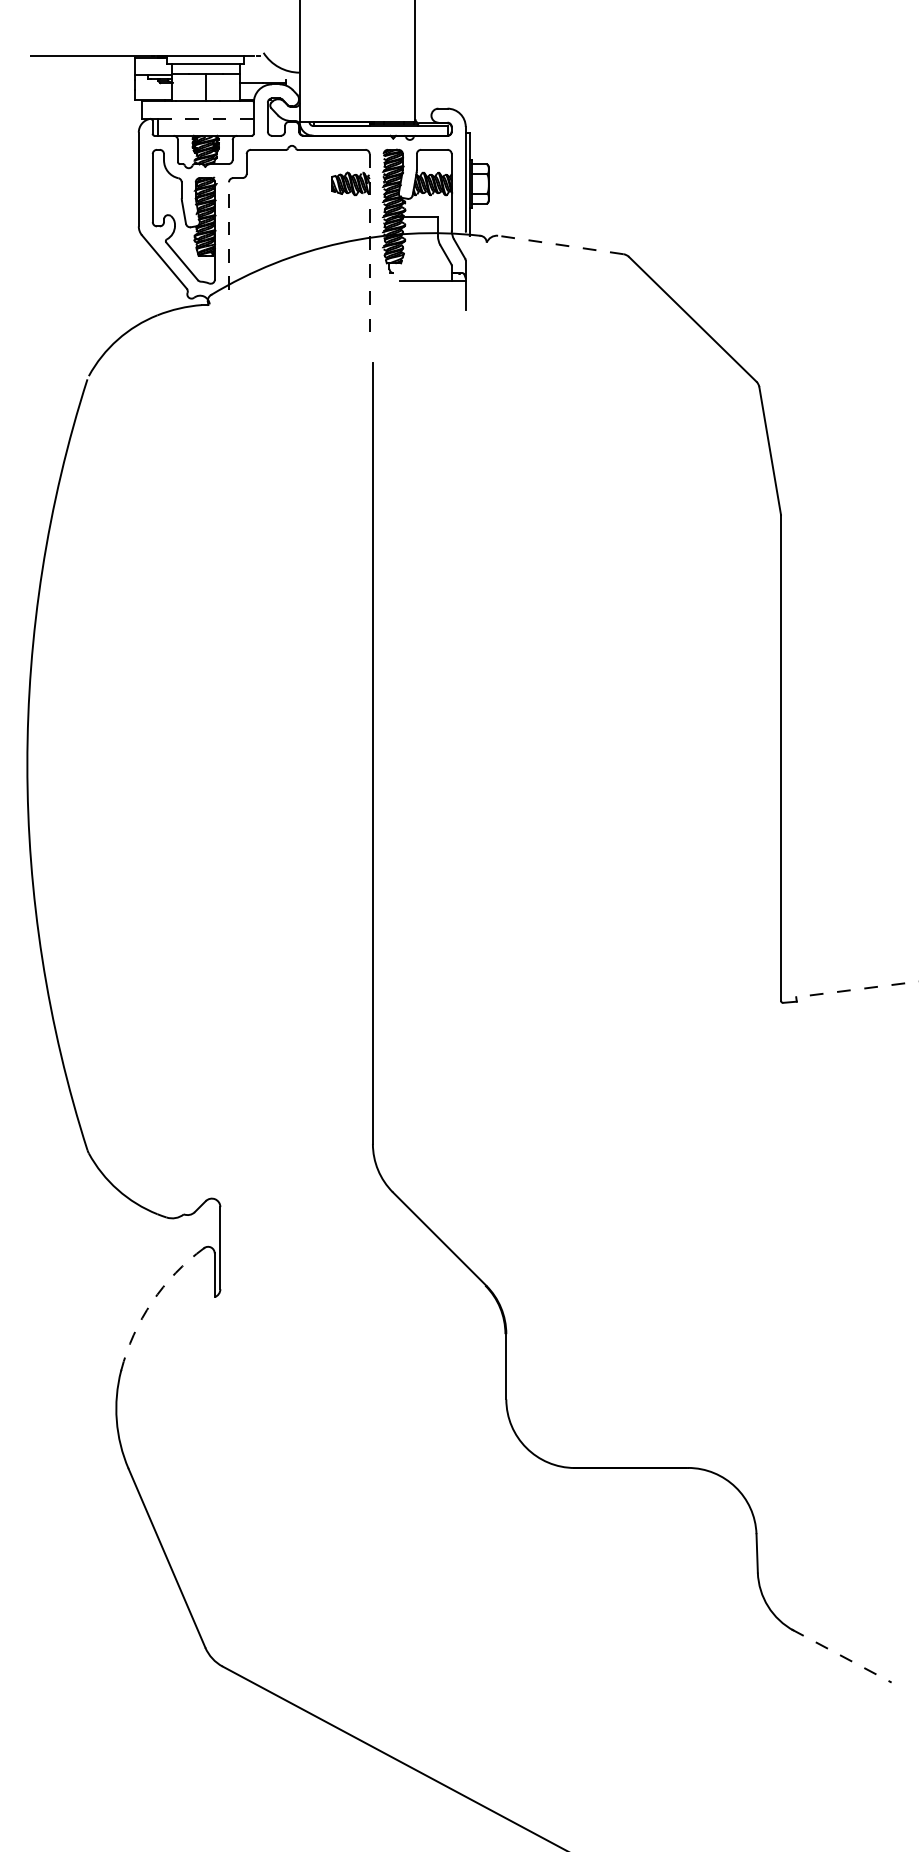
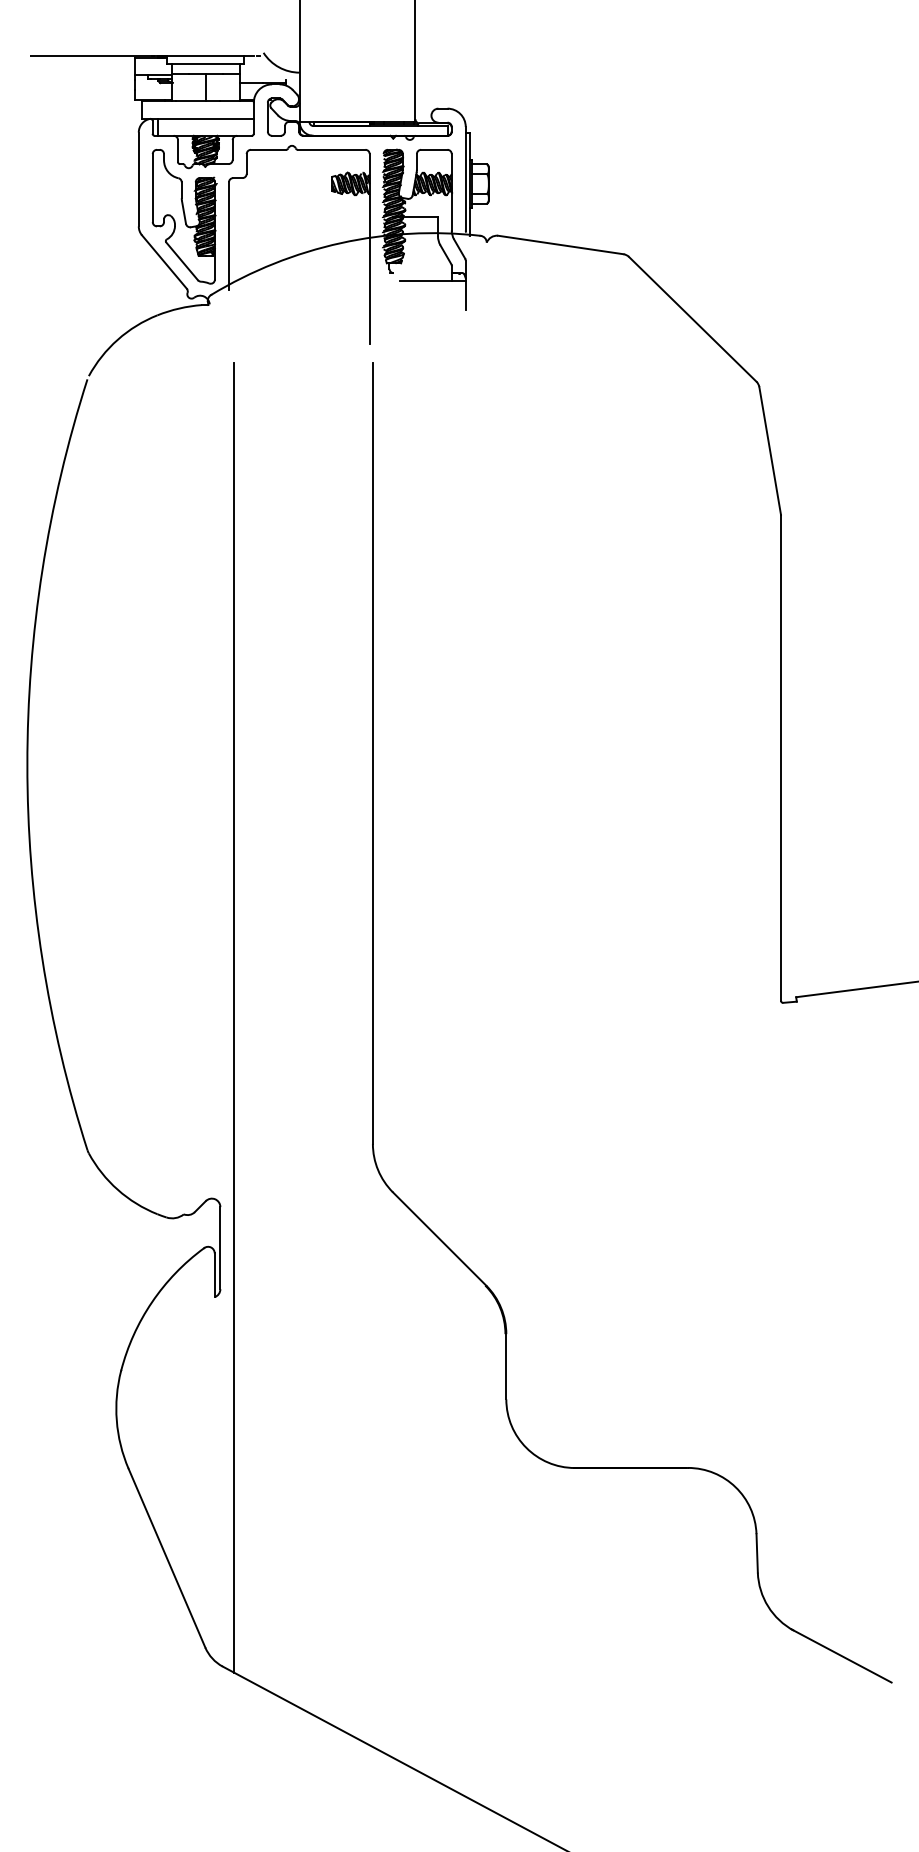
line: dashed -> solid (205, 118)
line: dashed -> solid (228, 236)
line: dashed -> solid (560, 244)
line: dashed -> solid (369, 249)
line: dashed -> solid (857, 989)
line: none -> present (233, 1017)
arc: dashed -> solid (152, 1302)
line: dashed -> solid (841, 1655)
